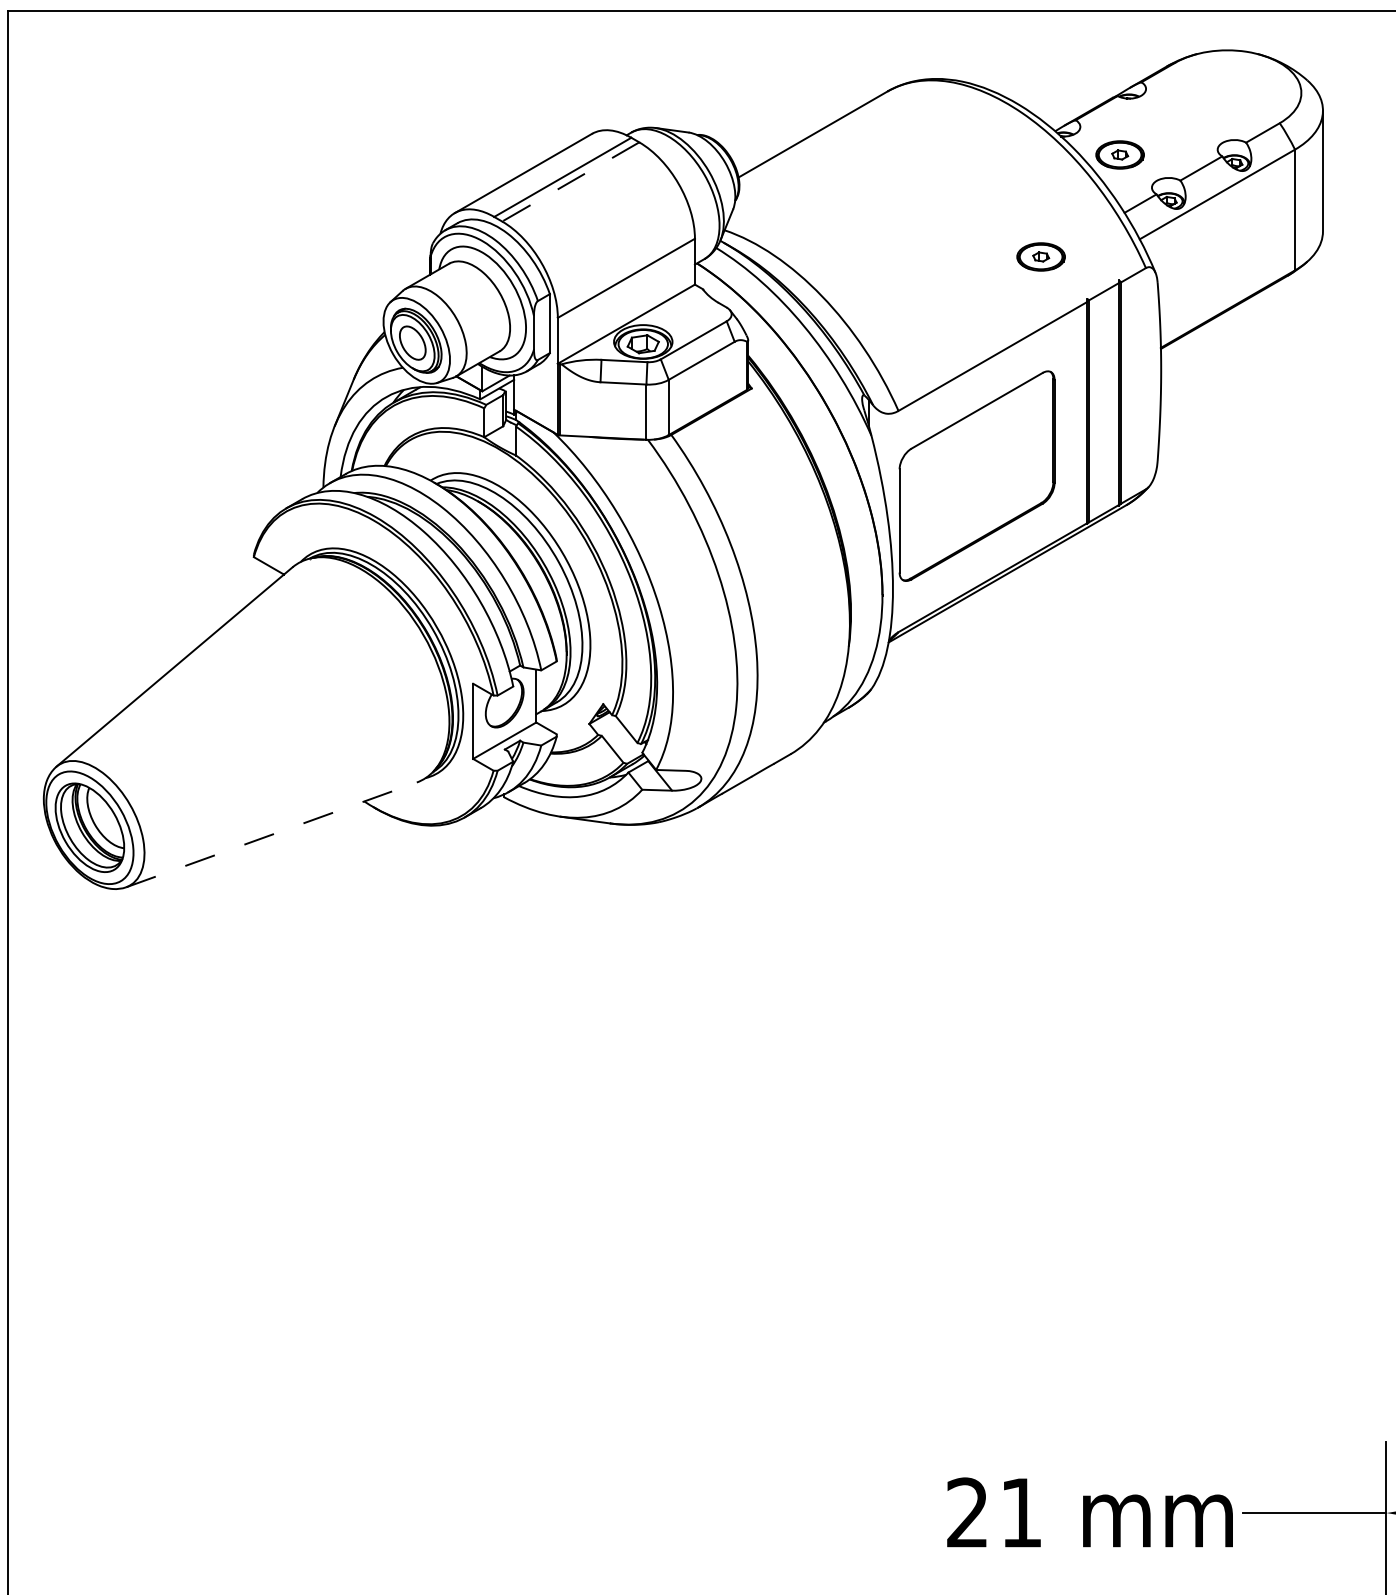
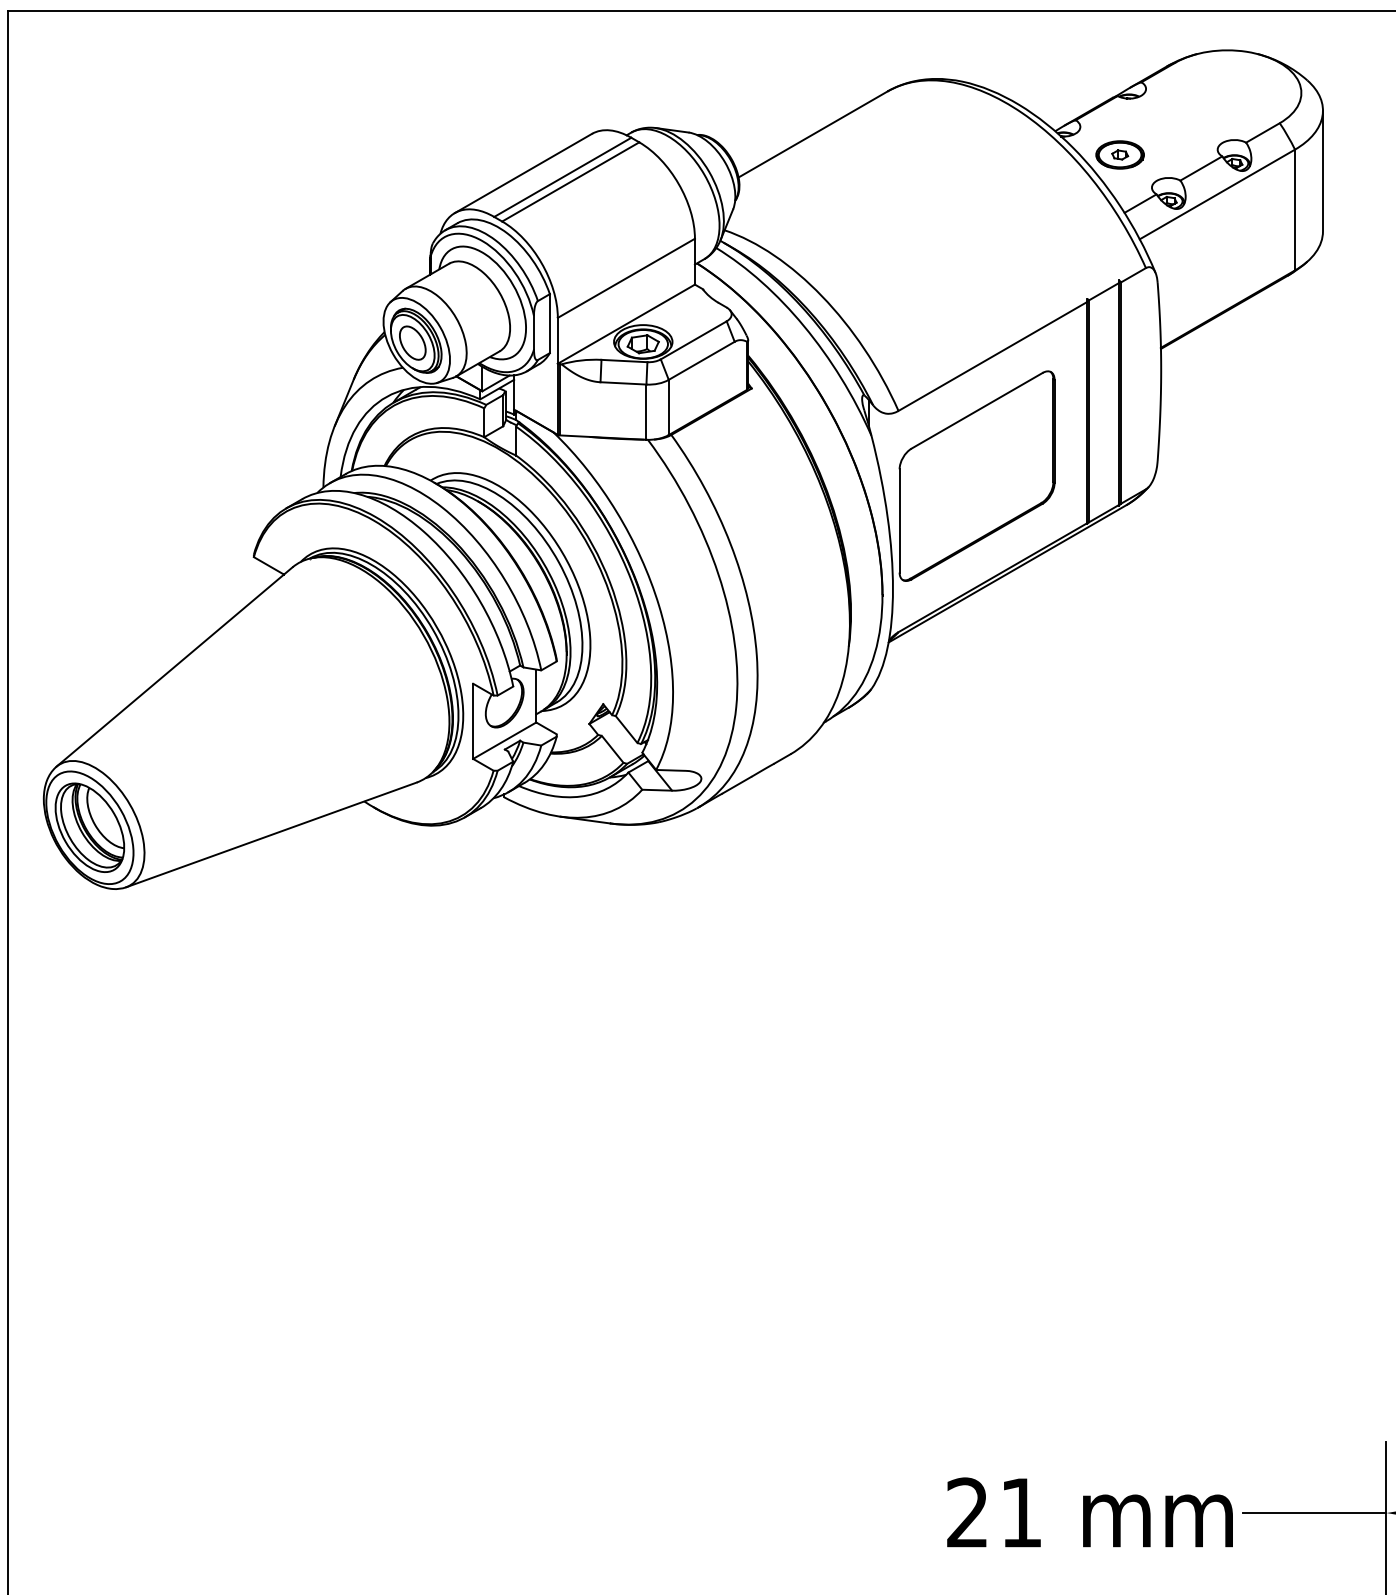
line: dashed -> solid (570, 182)
part: present -> none (1040, 256)
line: dashed -> solid (271, 834)
